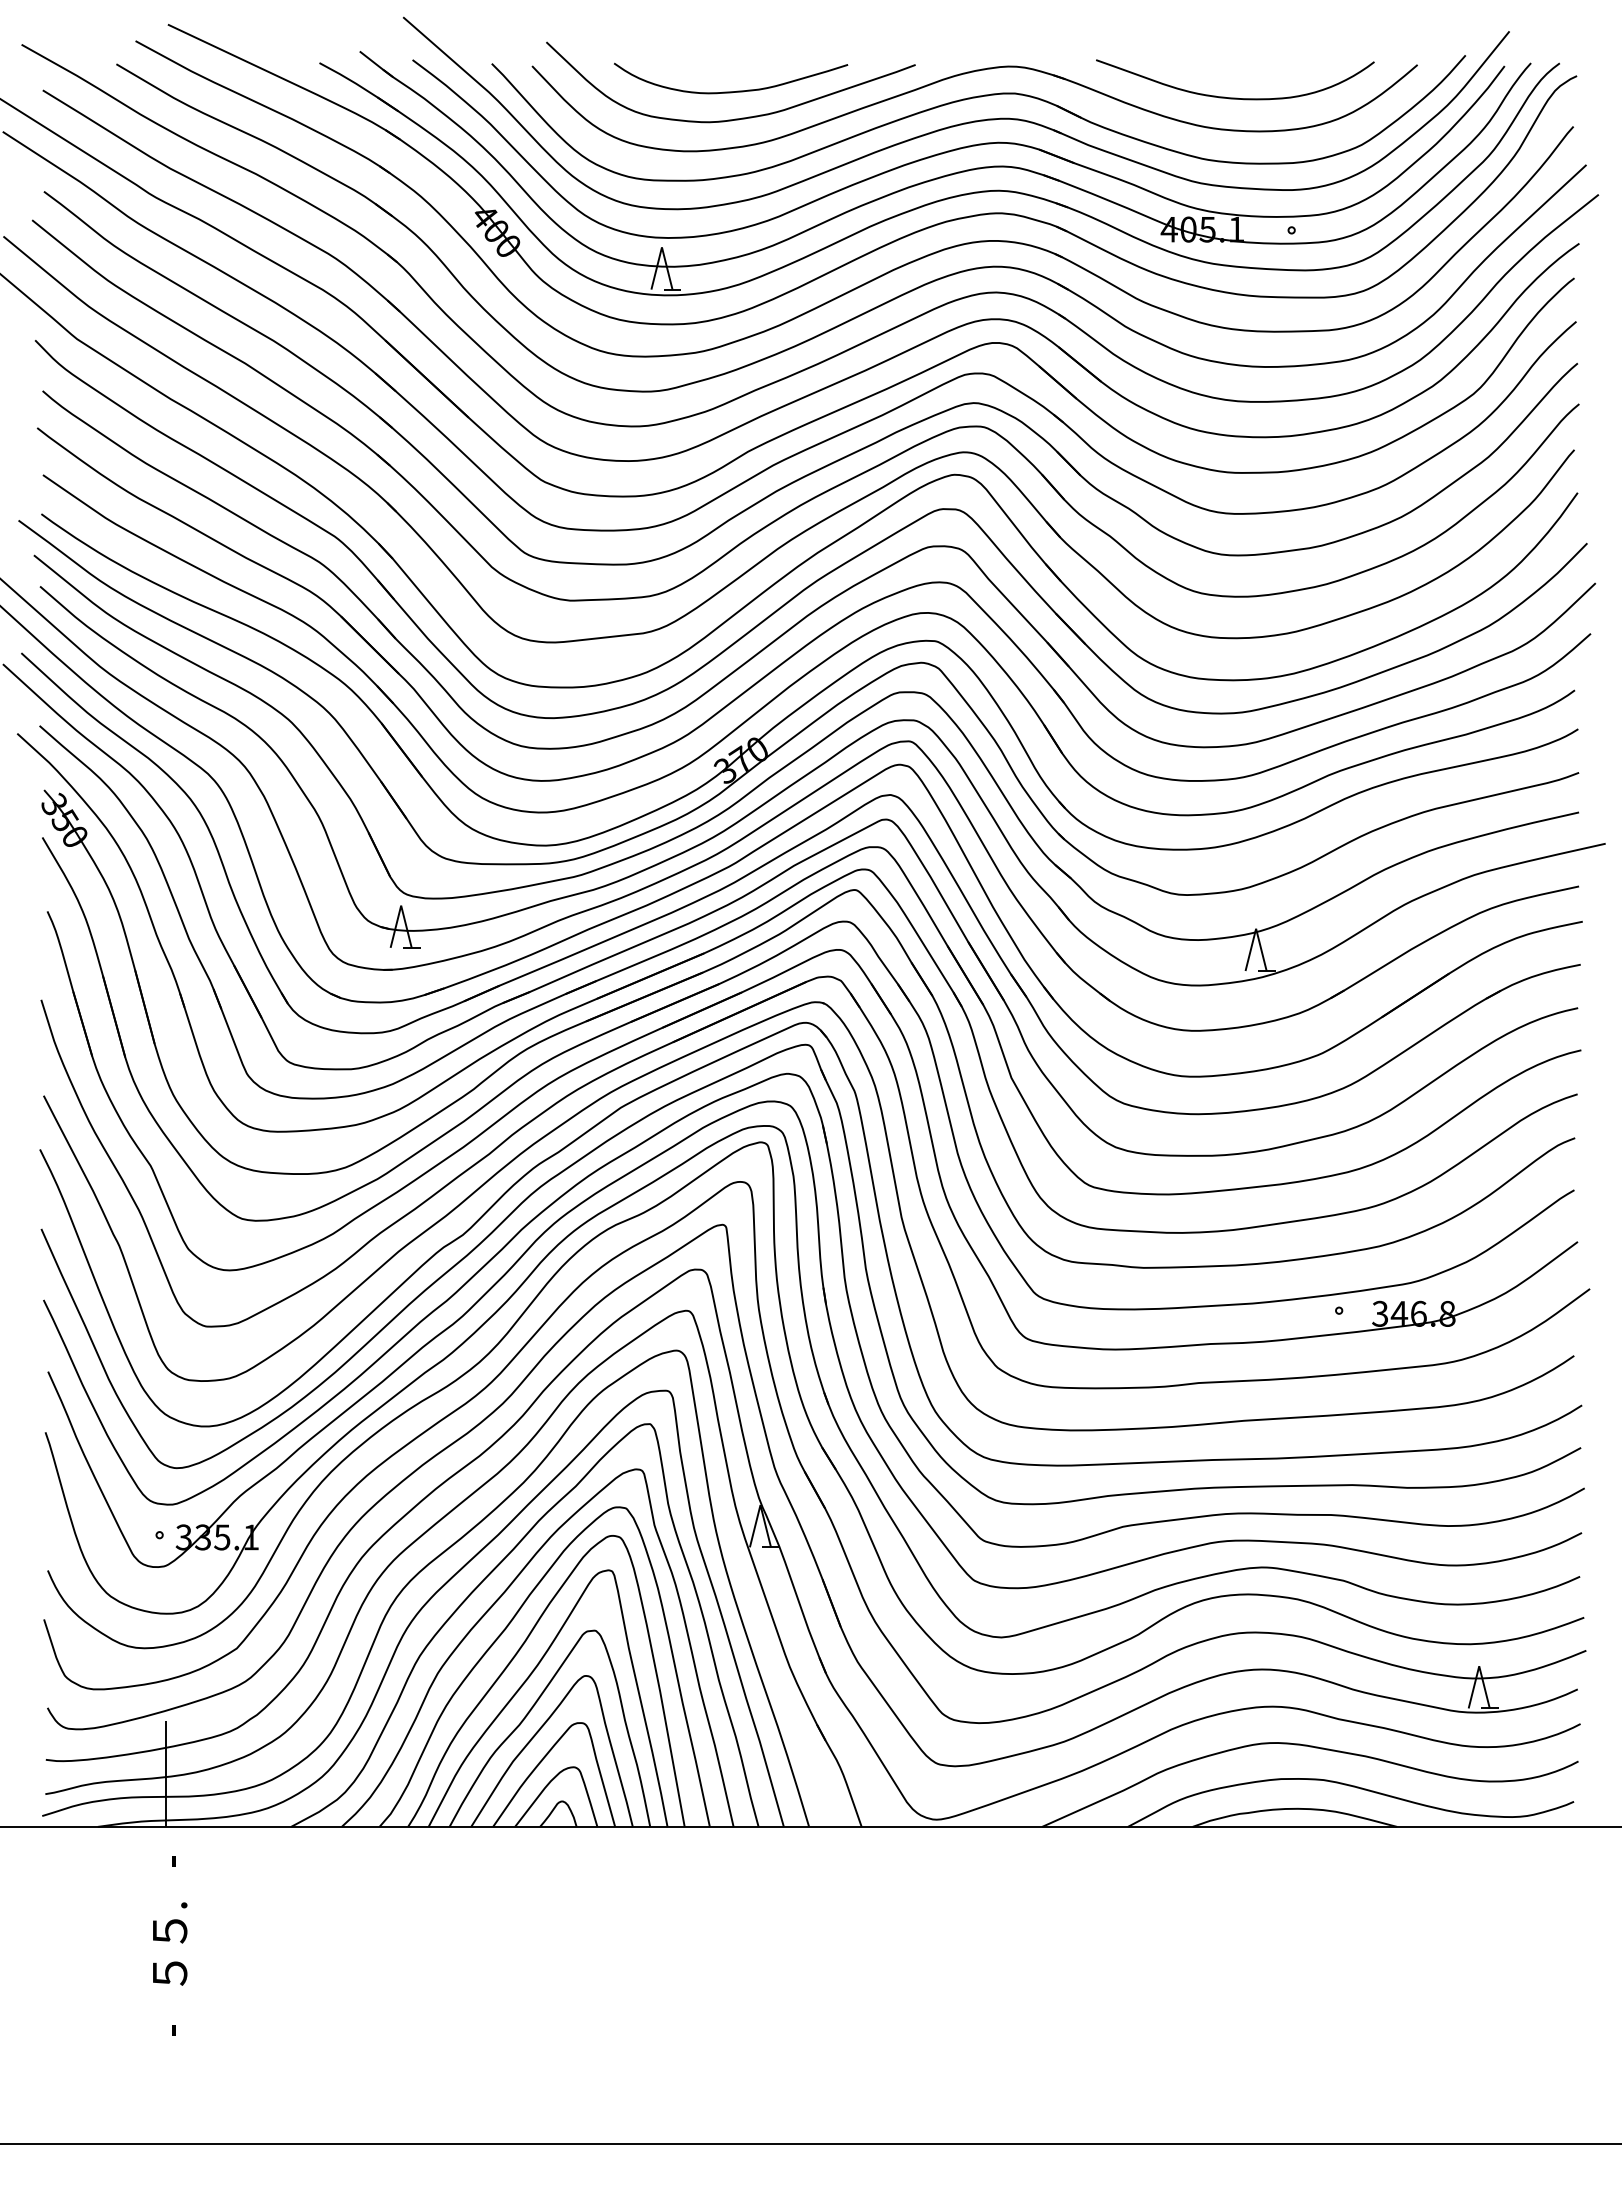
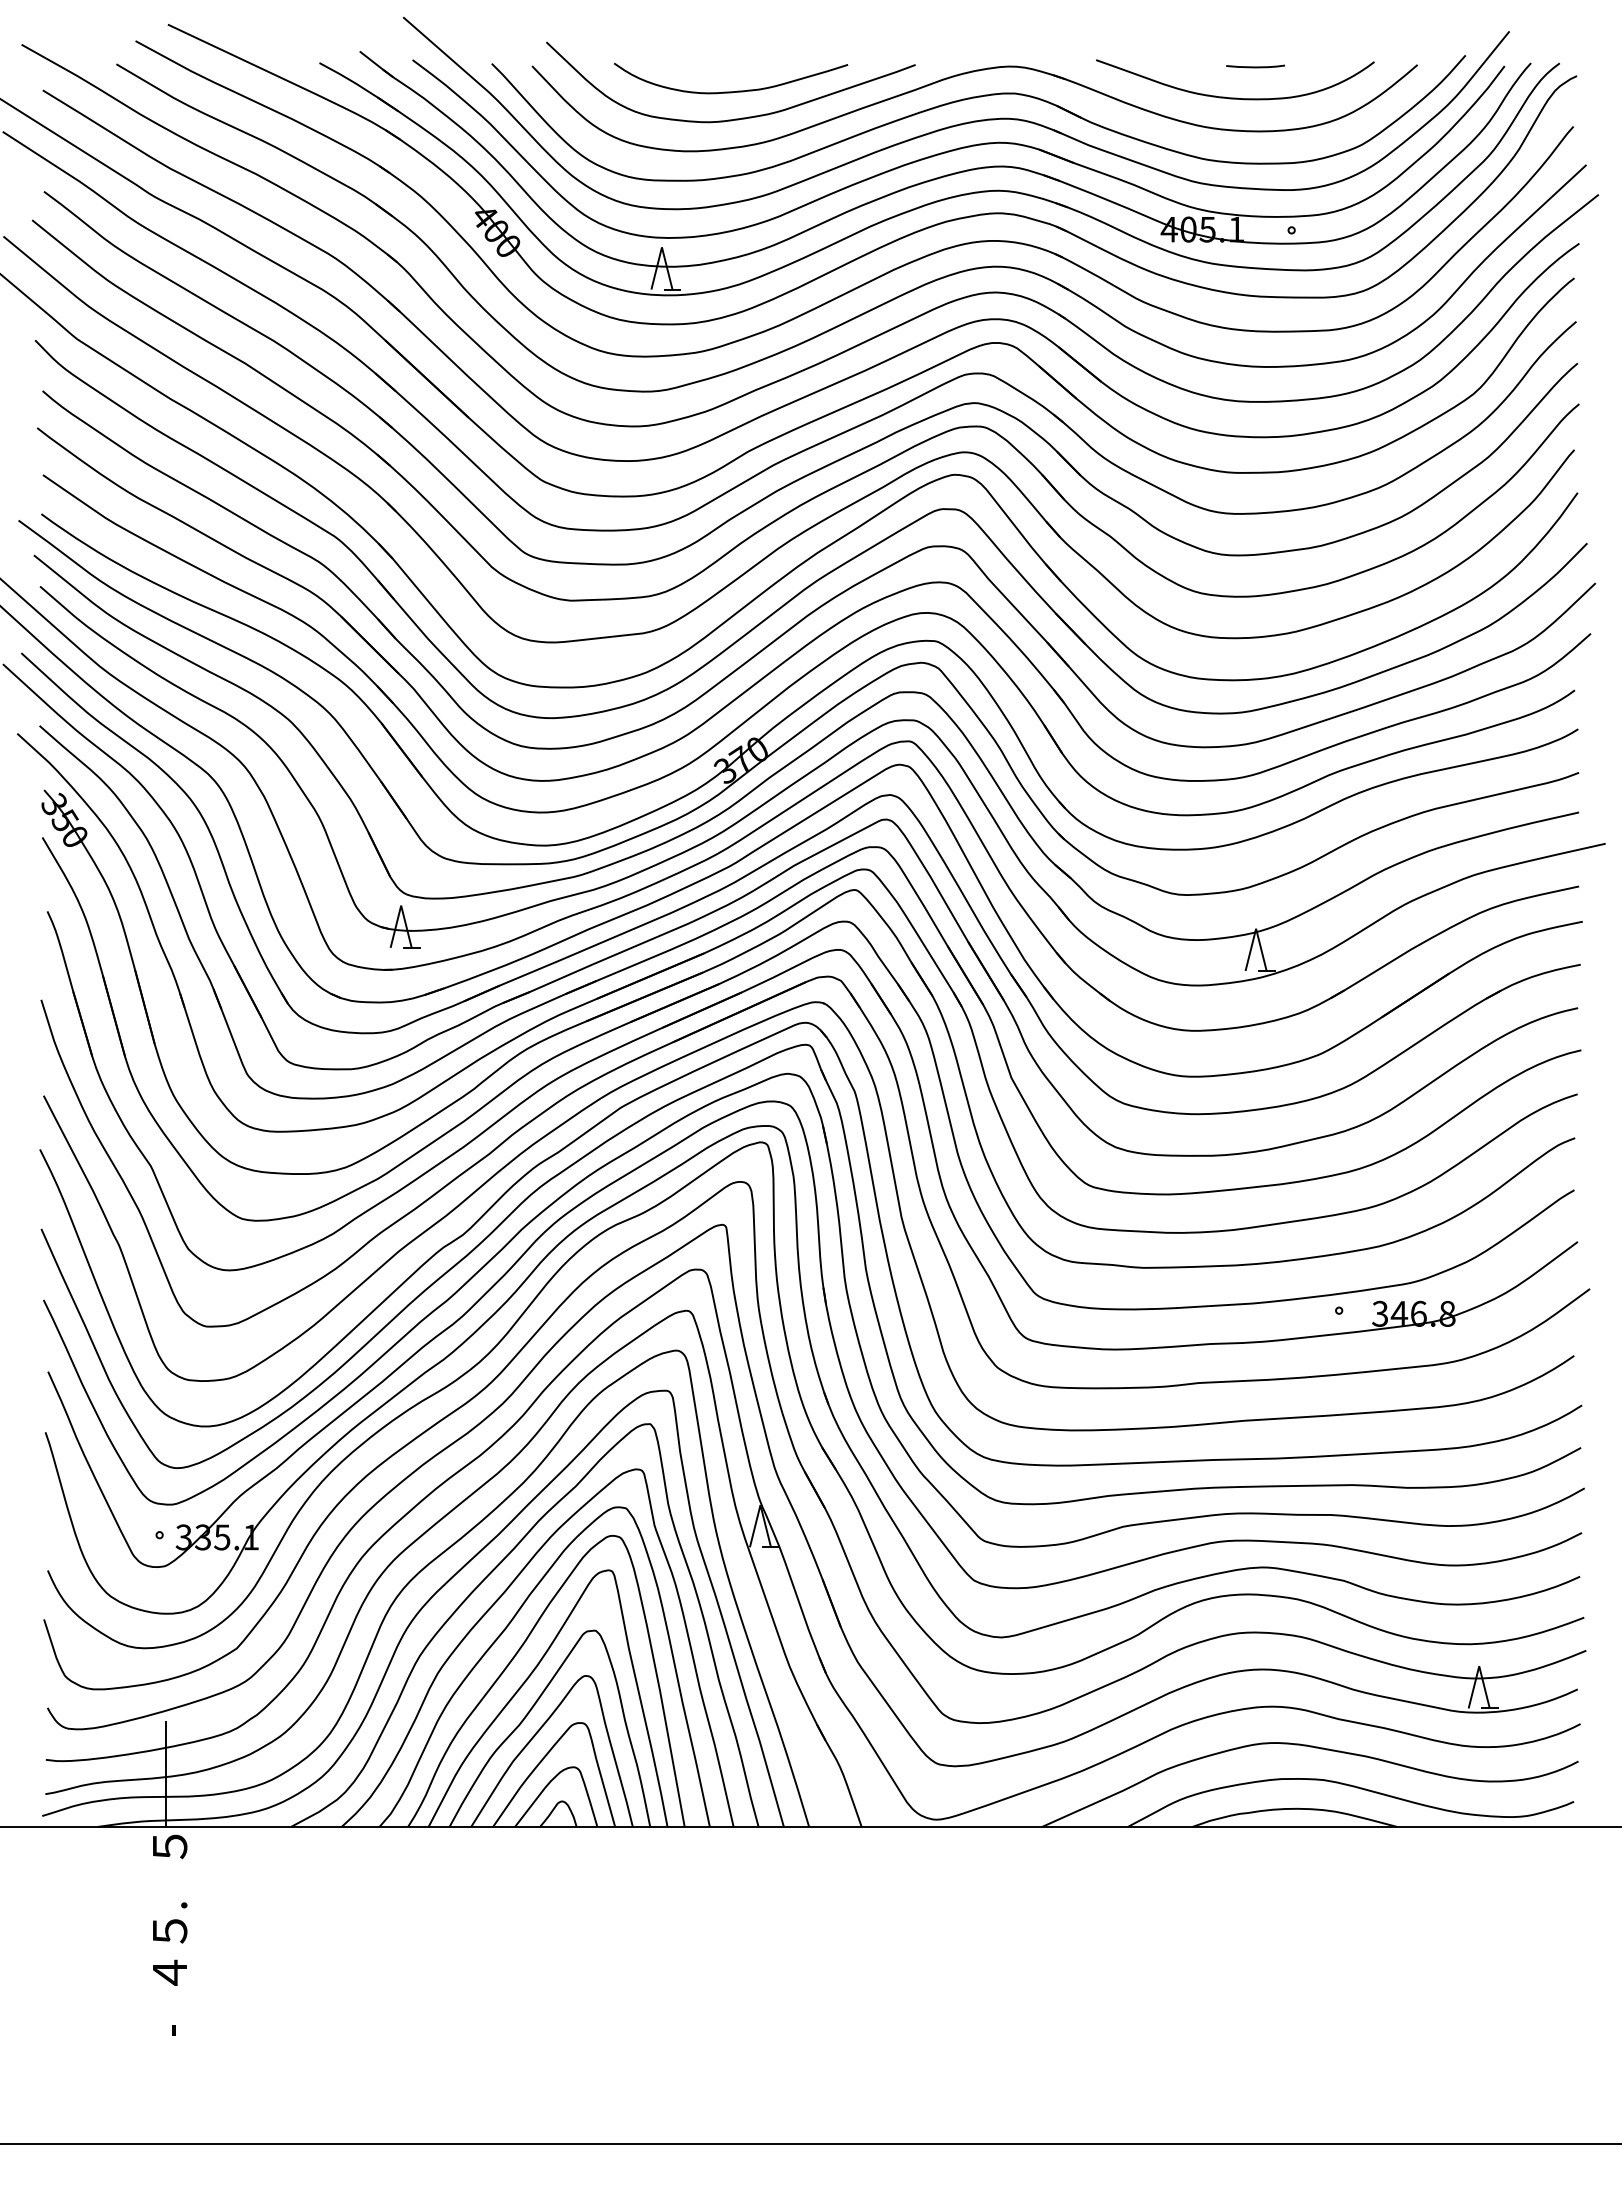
curve: none -> present (1255, 66)
text: - -> ５ (170, 1850)
text: ５ -> ４ (170, 1972)
